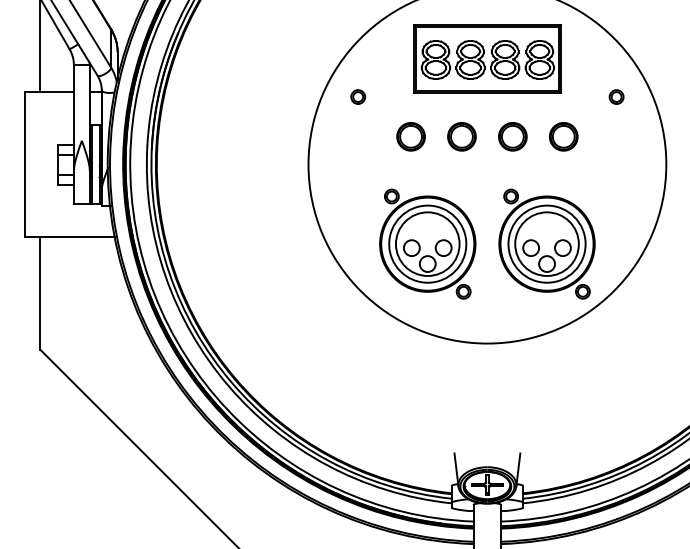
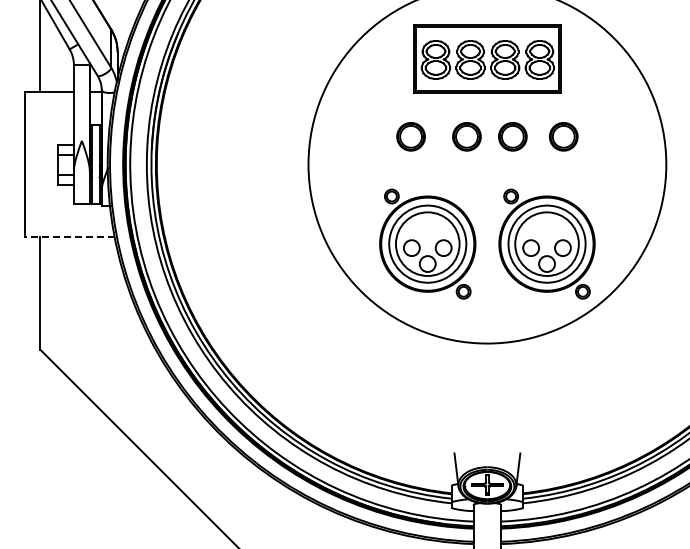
part: present -> none (357, 96)
part: present -> none (616, 96)
part position: (461, 136) -> (466, 136) (466, 136)
line: solid -> dashed (70, 237)
